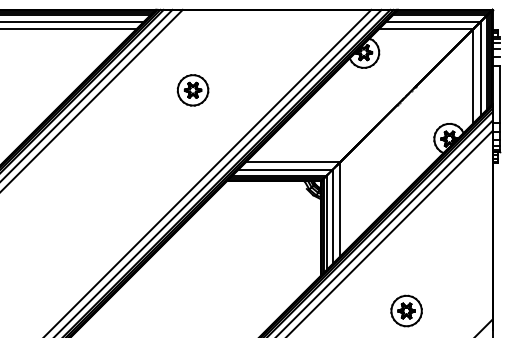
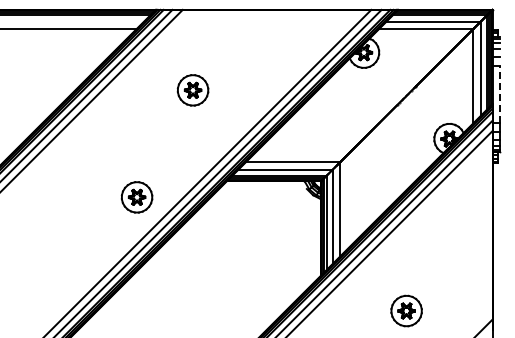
line: present -> none (73, 21)
line: solid -> dashed (499, 94)
part: none -> present (136, 197)
